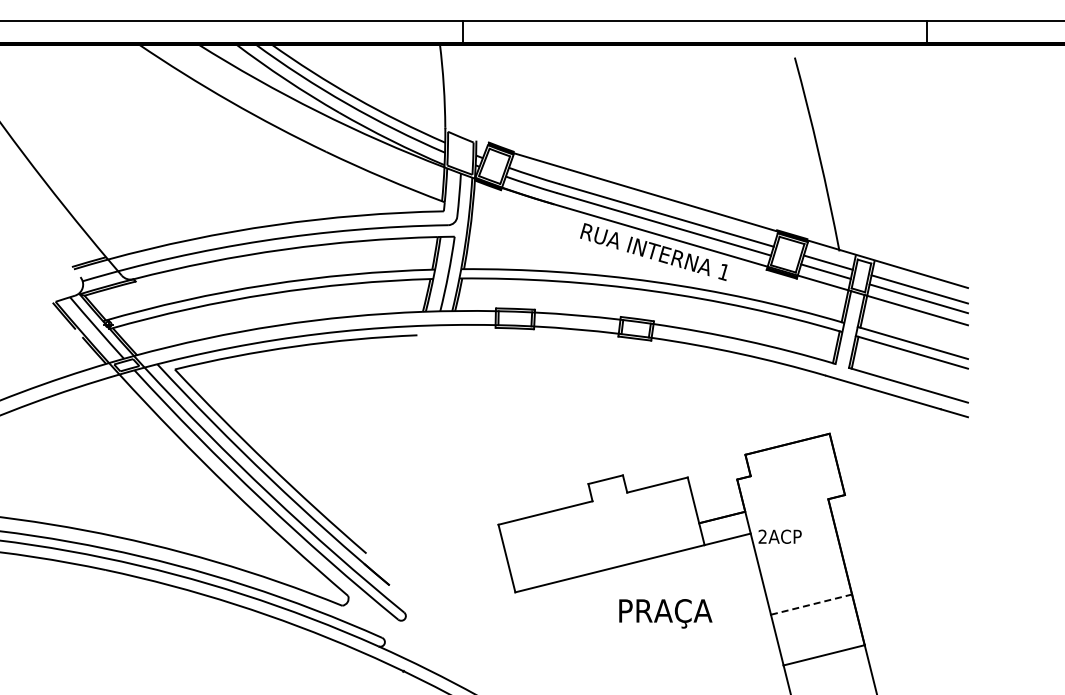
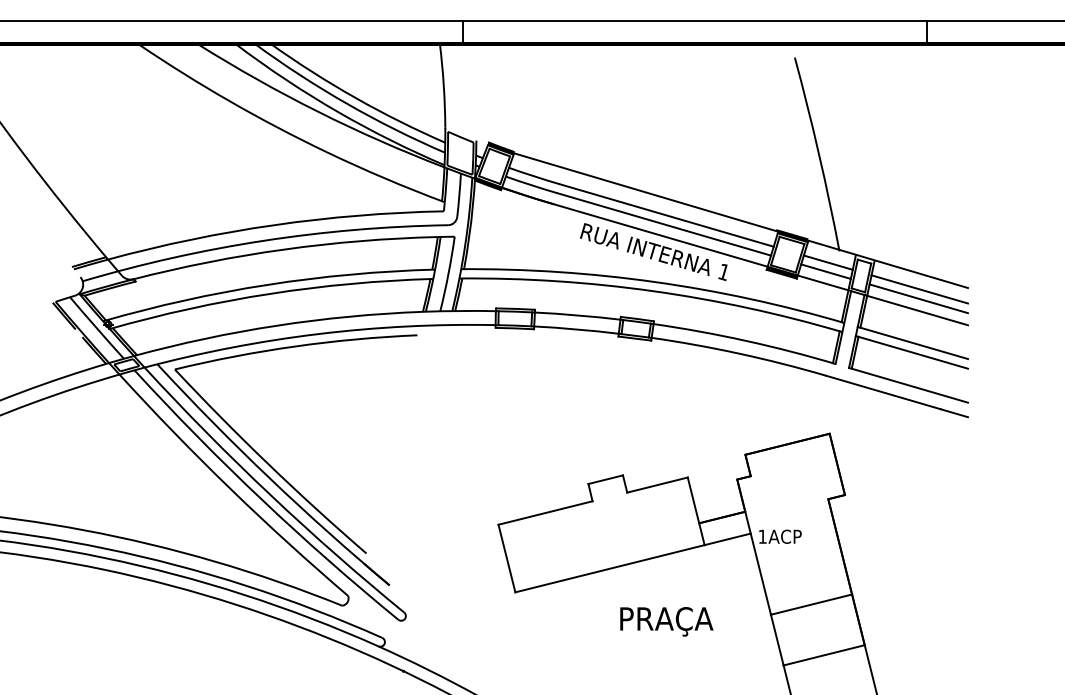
text: 2ACP -> 1ACP (762, 536)
line: dashed -> solid (811, 604)
text position: (665, 613) -> (666, 621) (666, 621)
